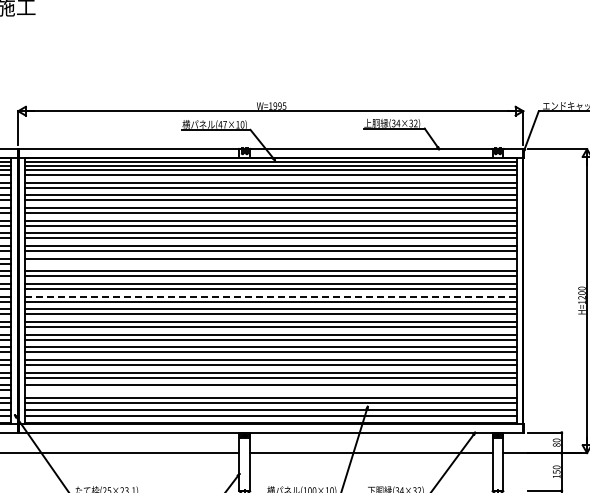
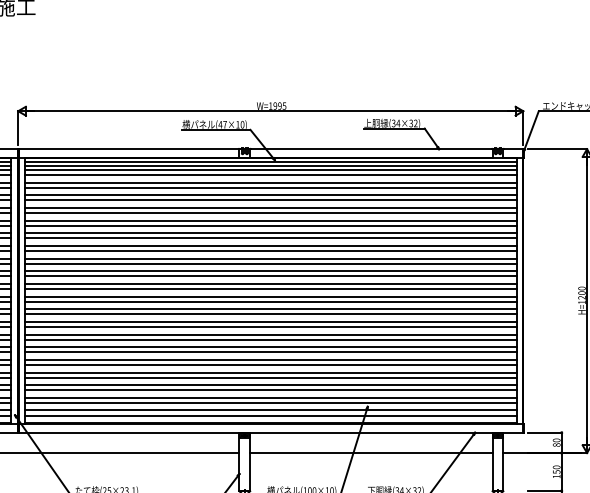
line: none -> present (270, 263)
line: dashed -> solid (270, 296)
line: none -> present (270, 390)
